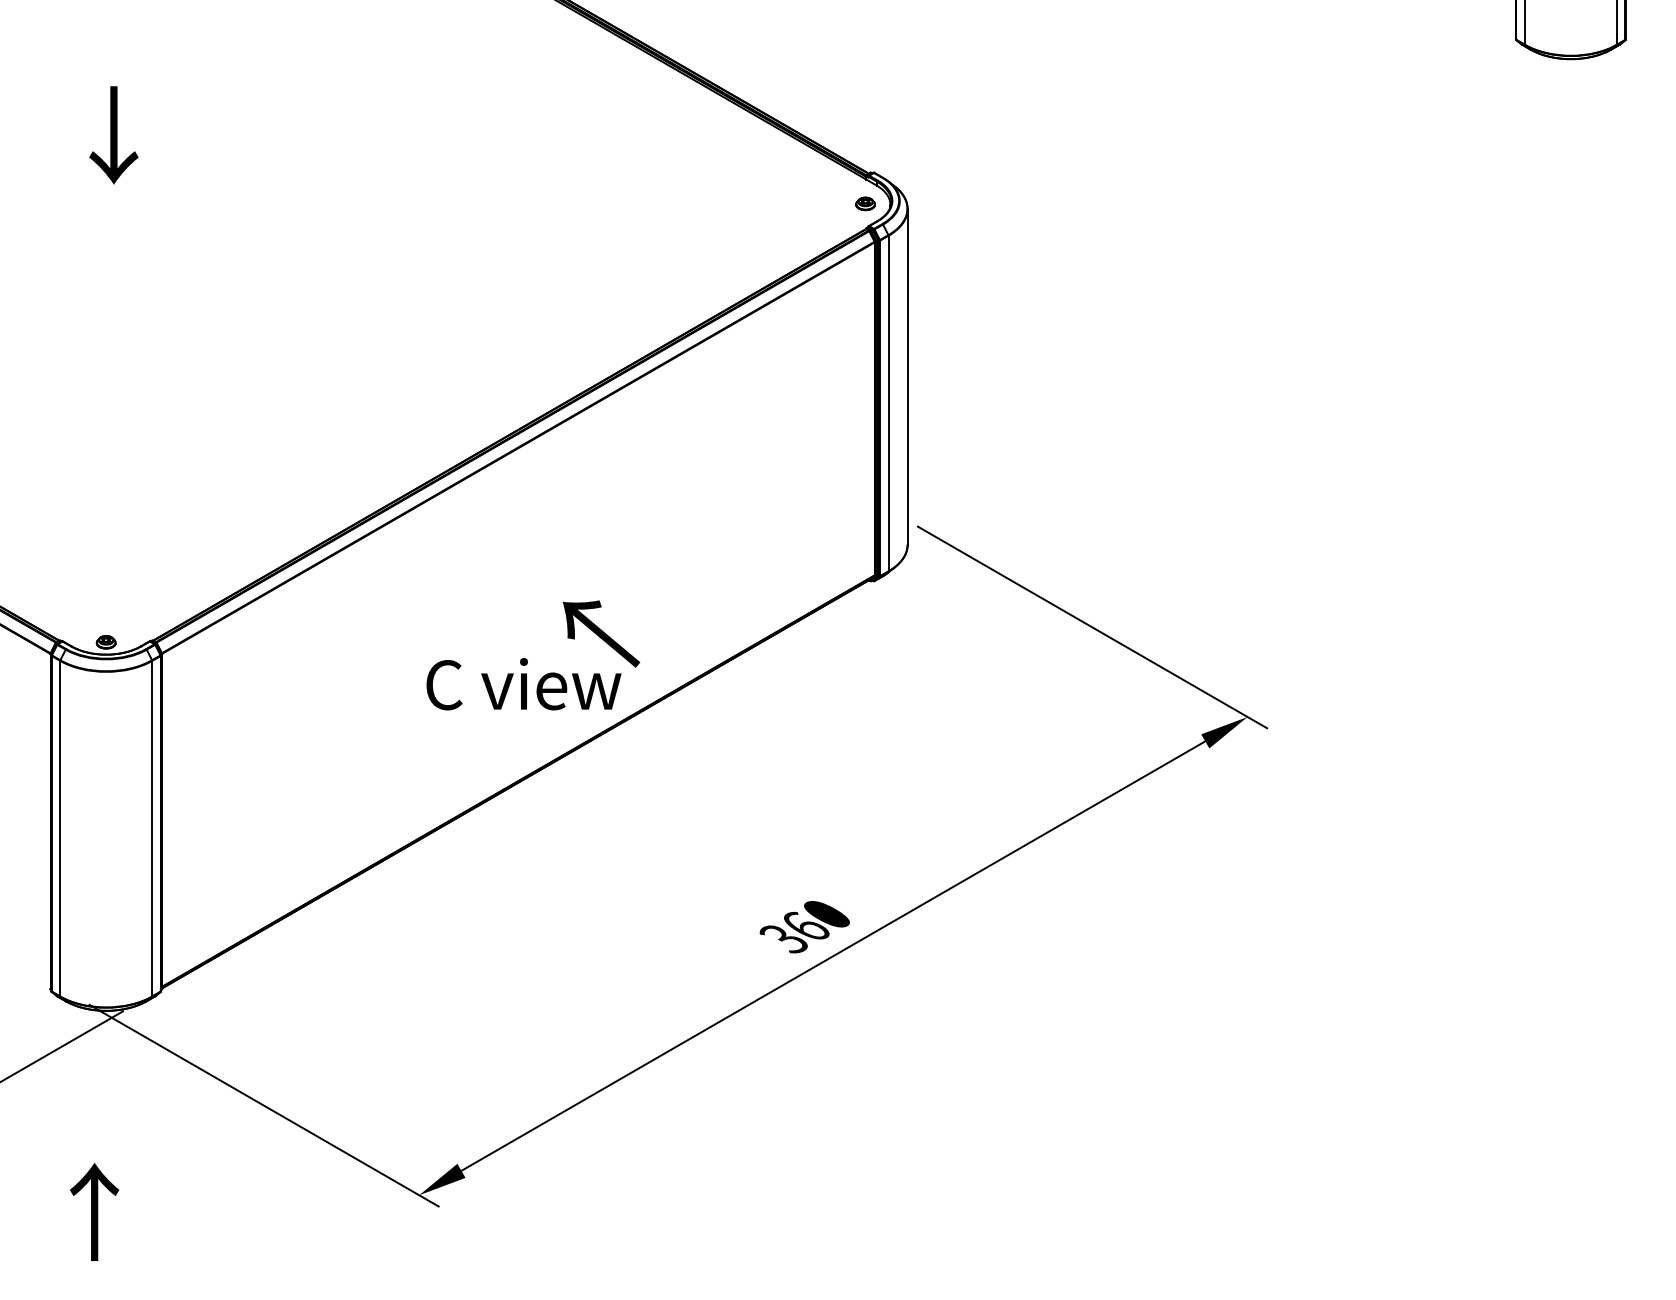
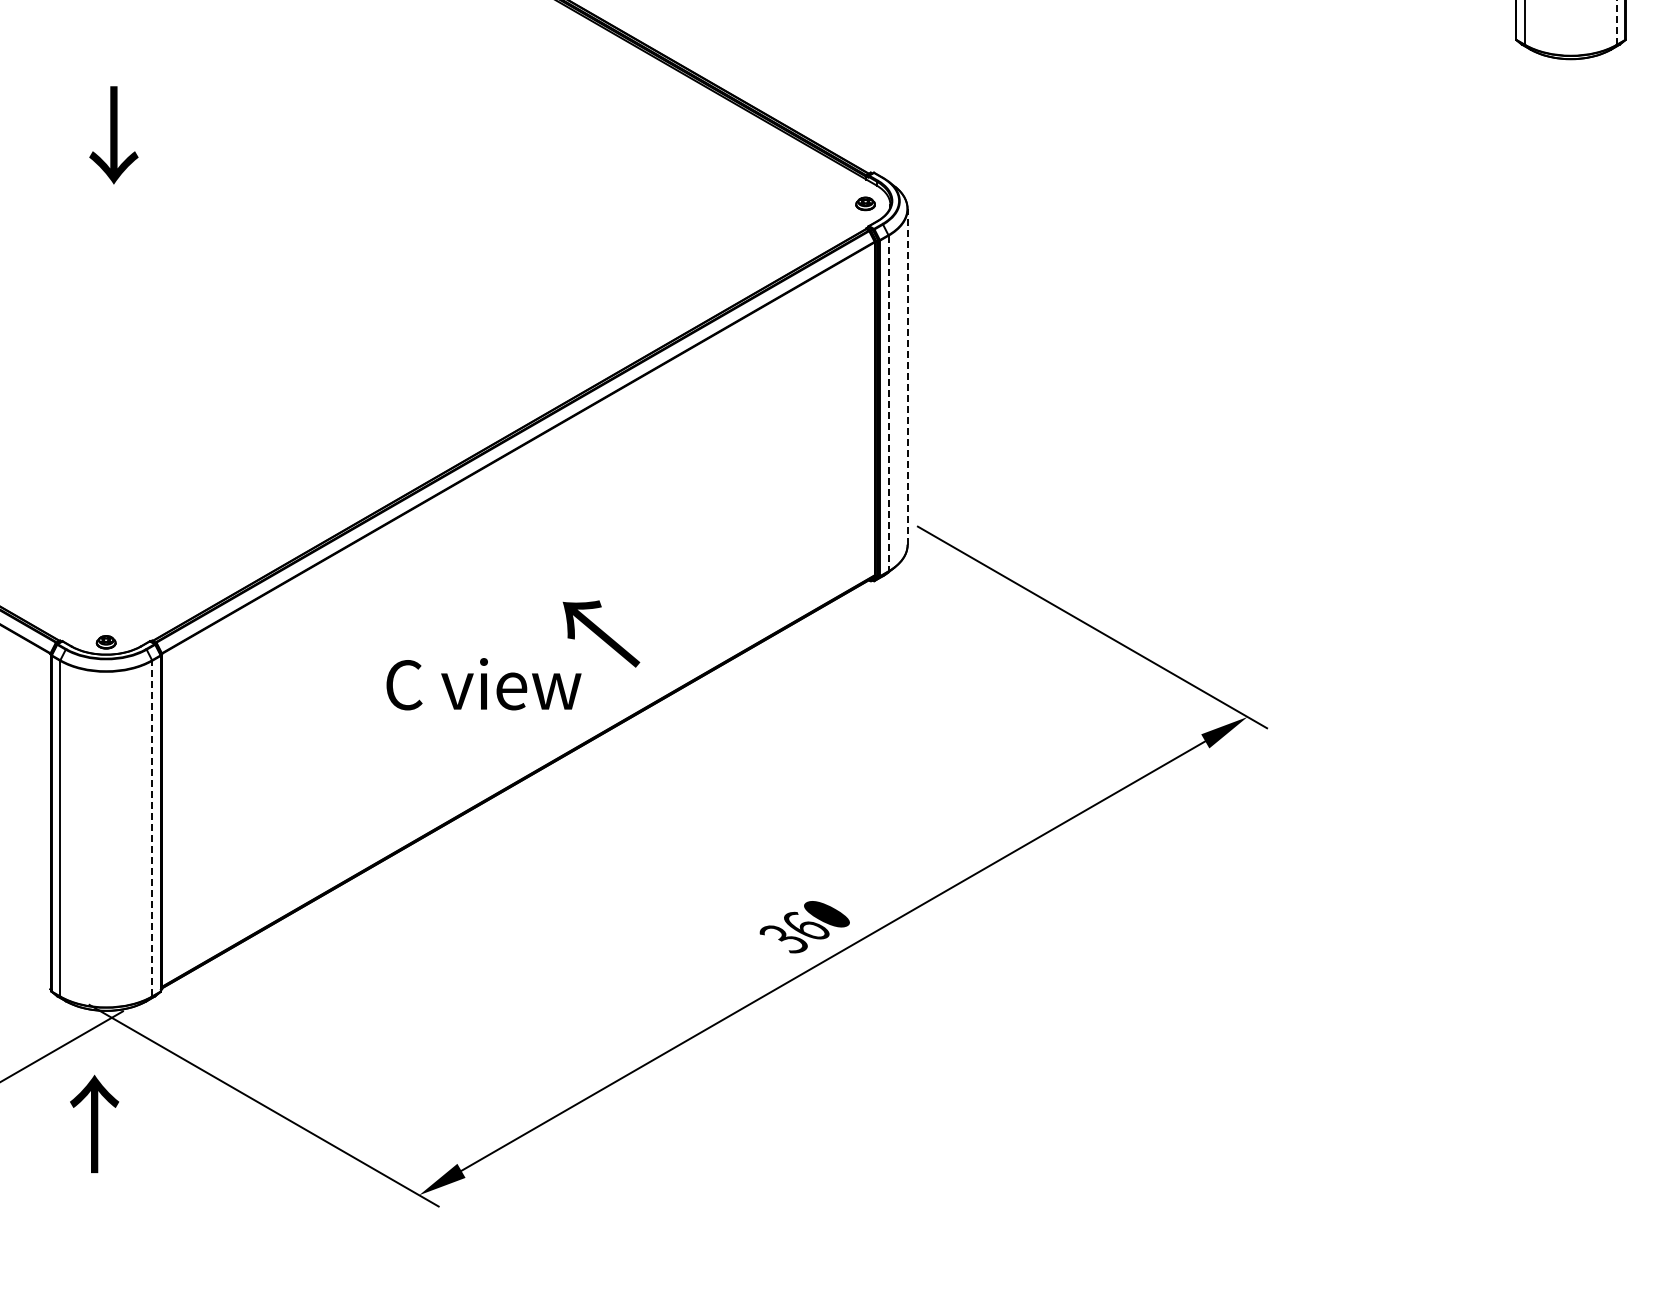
line: solid -> dashed (1616, 22)
line: solid -> dashed (907, 376)
line: solid -> dashed (888, 403)
text position: (523, 684) -> (483, 684) (483, 684)
line: solid -> dashed (152, 828)
text position: (94, 1211) -> (94, 1123) (94, 1123)
